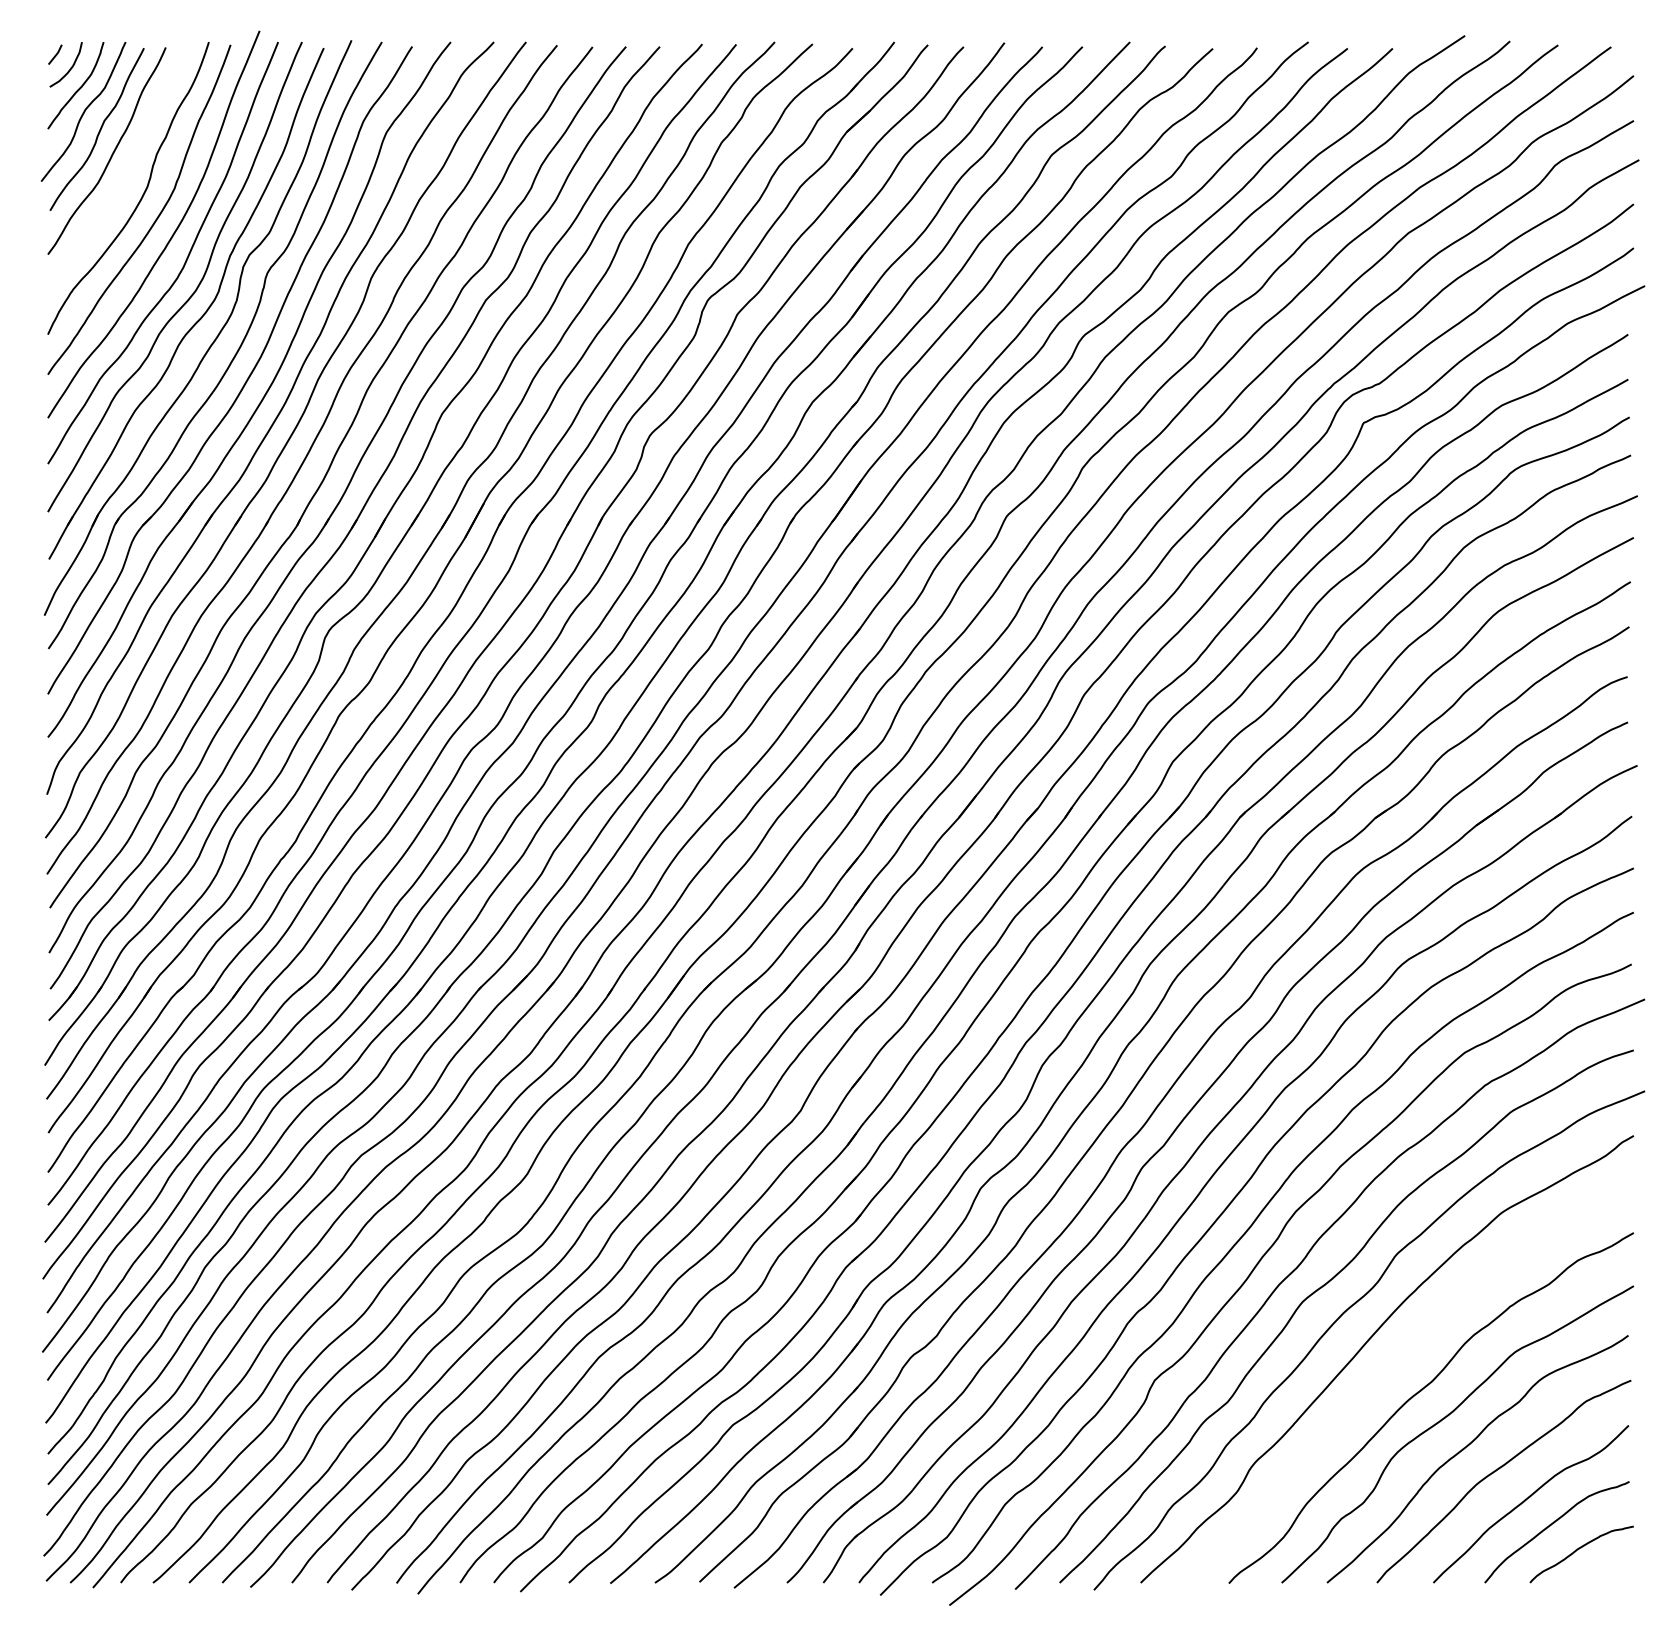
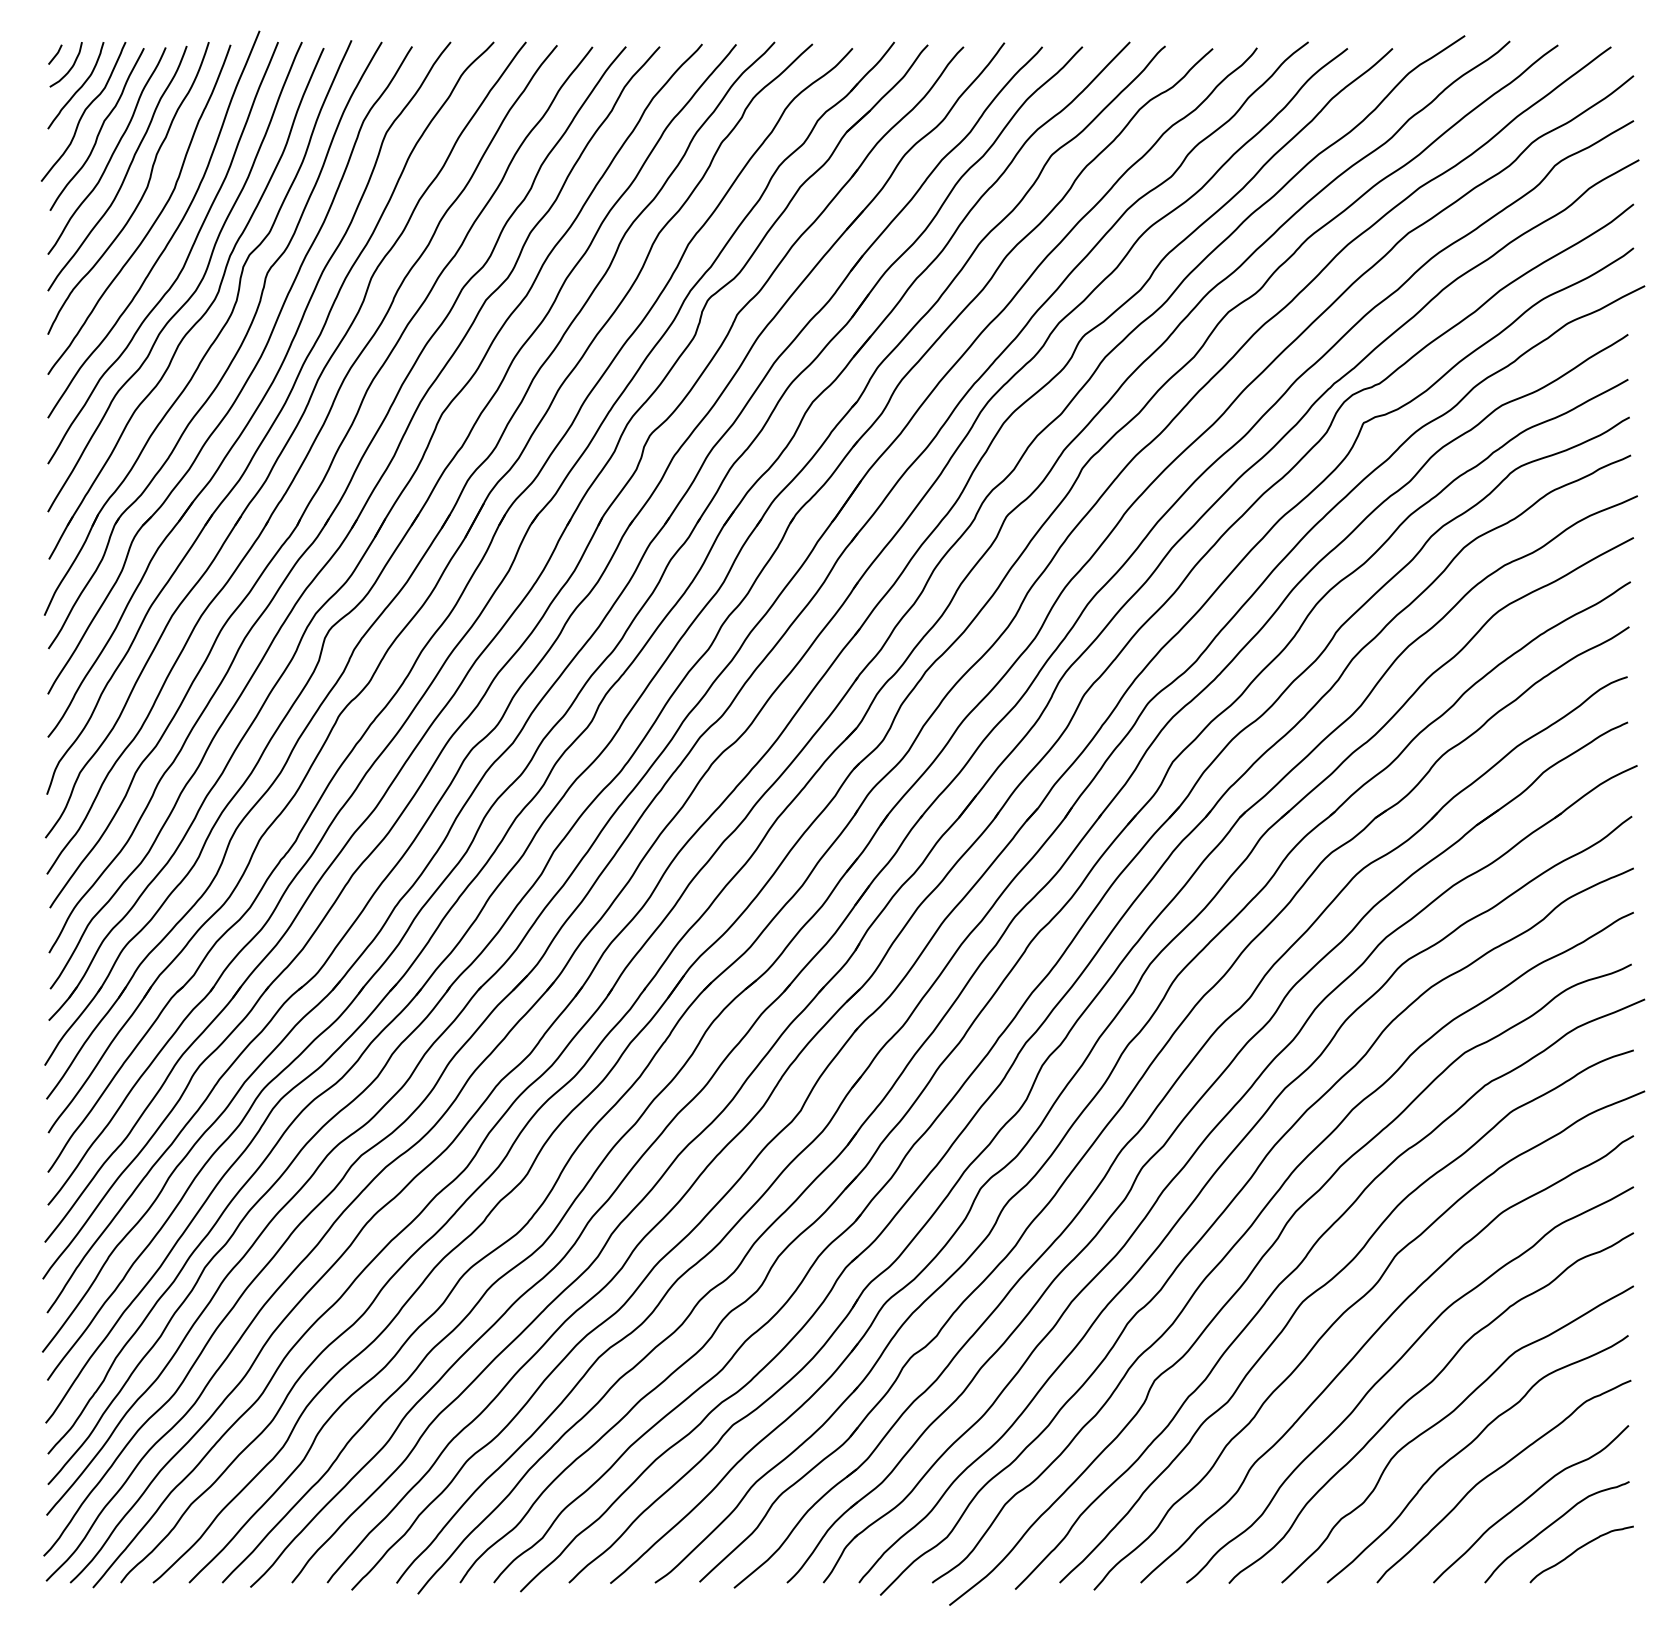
curve: none -> present (125, 173)
curve: none -> present (1393, 1367)
